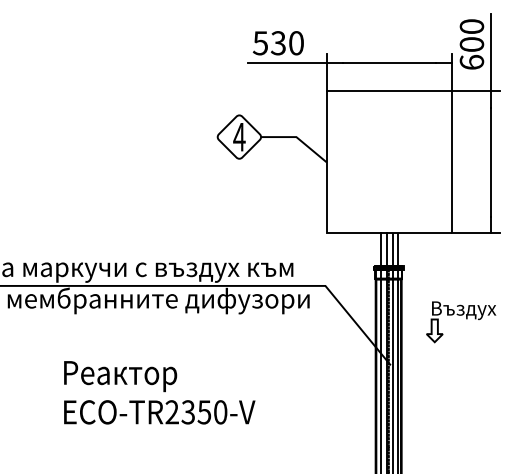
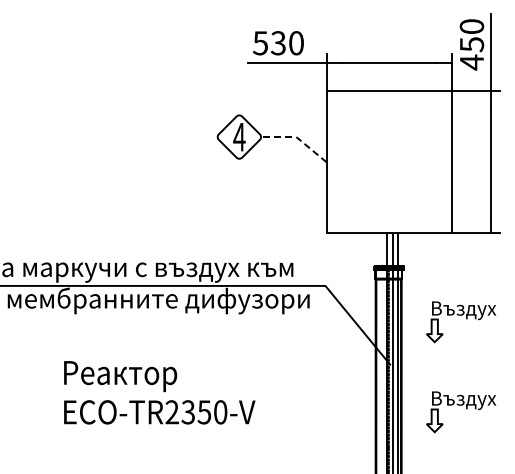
text: 600 -> 450 (471, 53)
line: solid -> dashed (297, 137)
line: present -> none (380, 351)
part: none -> present (461, 412)
